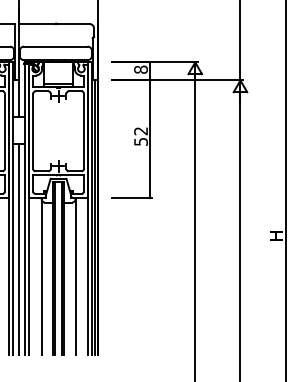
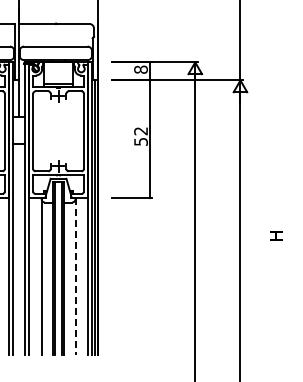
line: present -> none (285, 190)
line: present -> none (19, 249)
line: solid -> dashed (75, 276)
